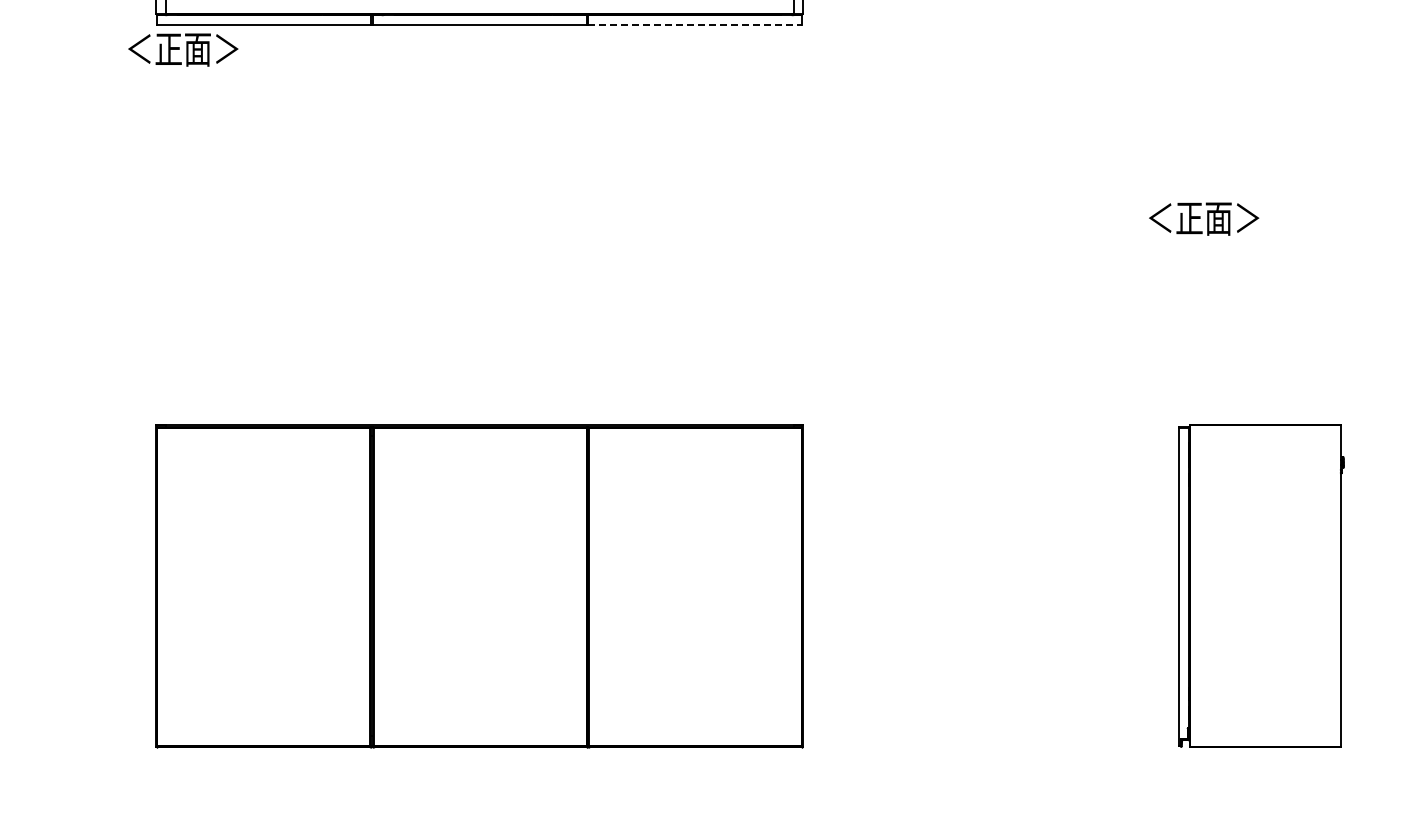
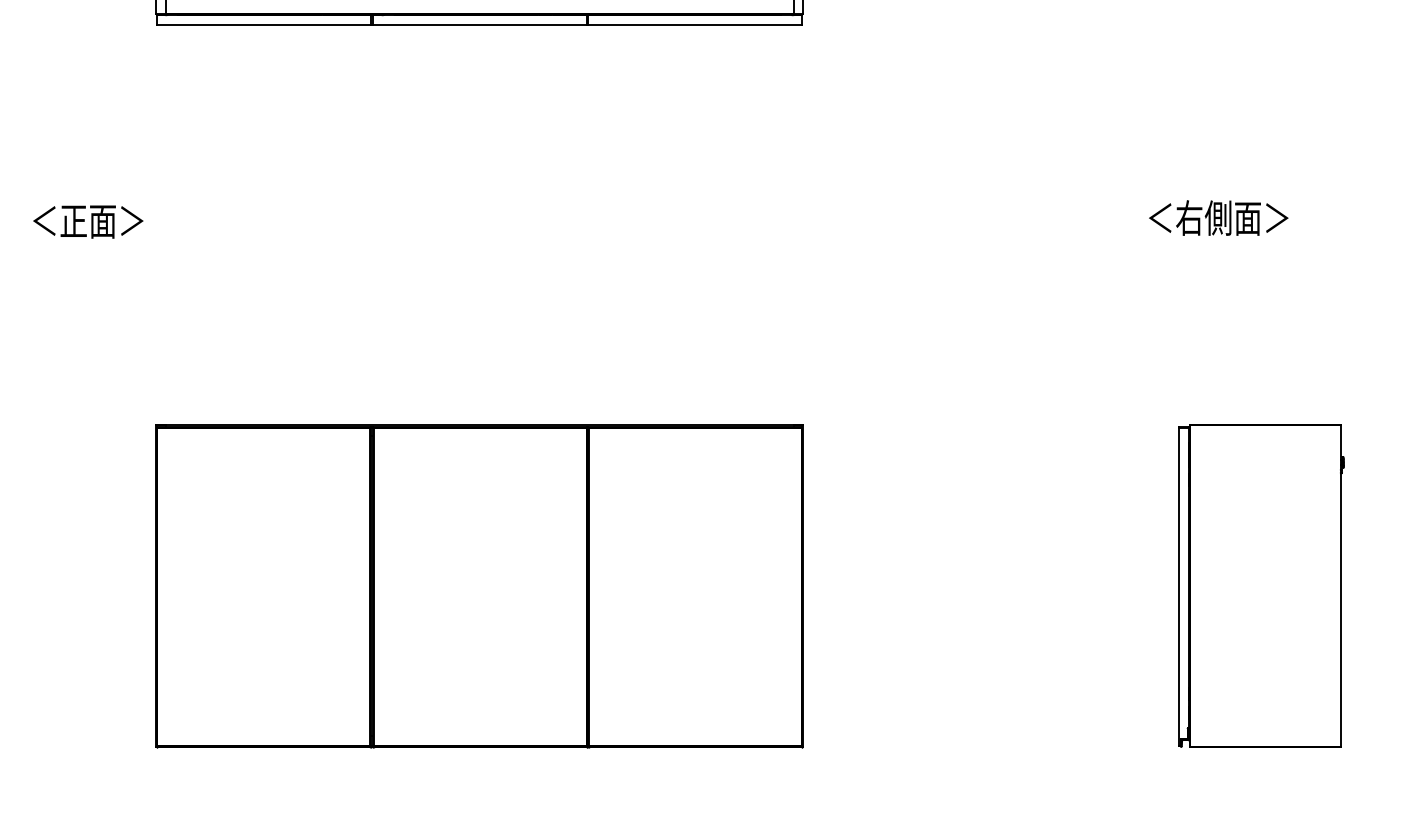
line: dashed -> solid (695, 25)
text position: (183, 49) -> (88, 221) (88, 221)
text: ＜正面＞ -> ＜右側面＞ (1232, 217)
